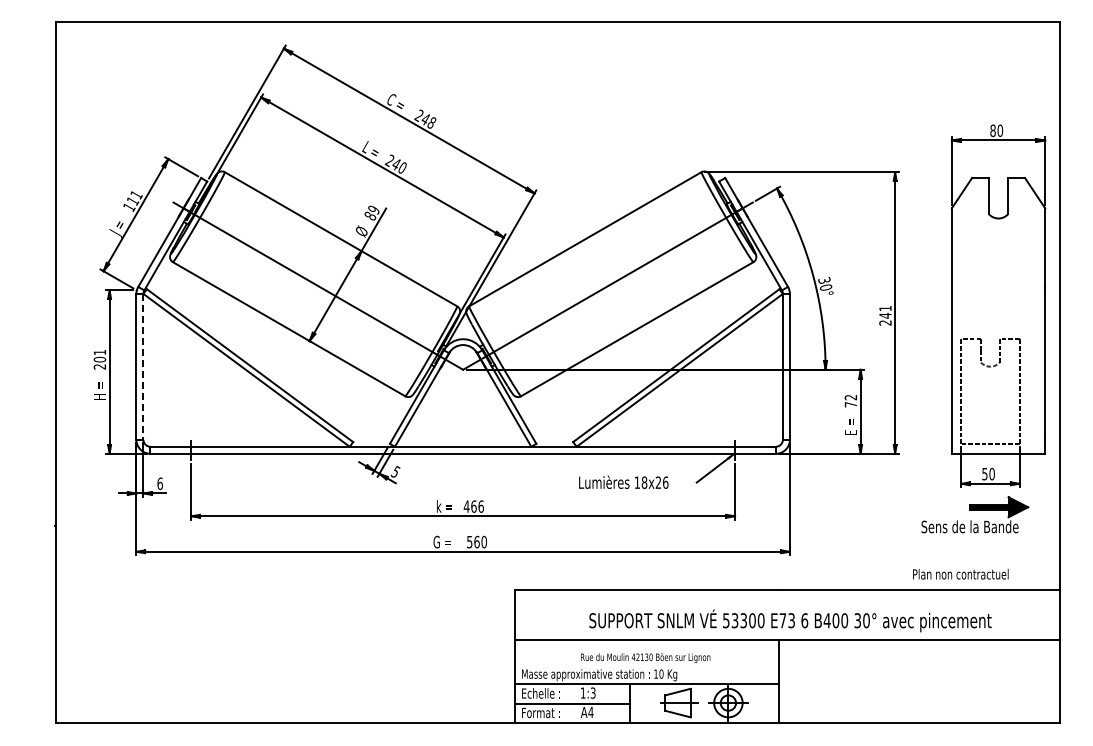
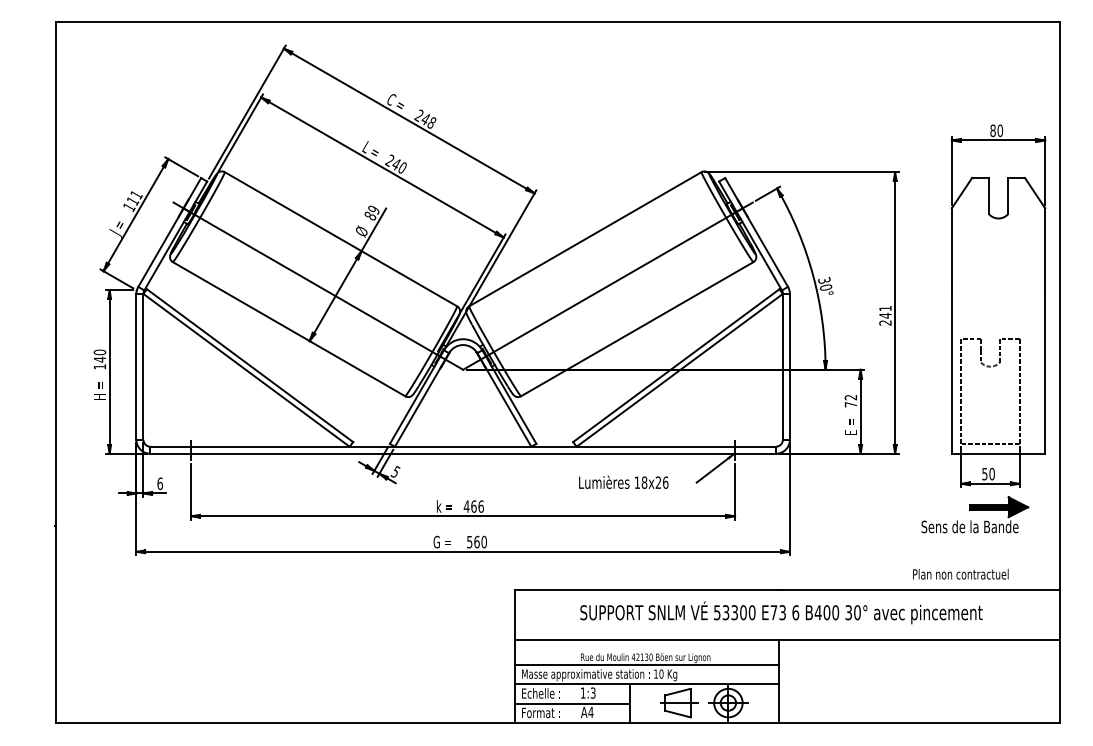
text: 201 -> 140 (99, 359)
line: dashed -> solid (143, 366)
text position: (790, 620) -> (781, 612) (781, 612)
line: none -> present (646, 665)
